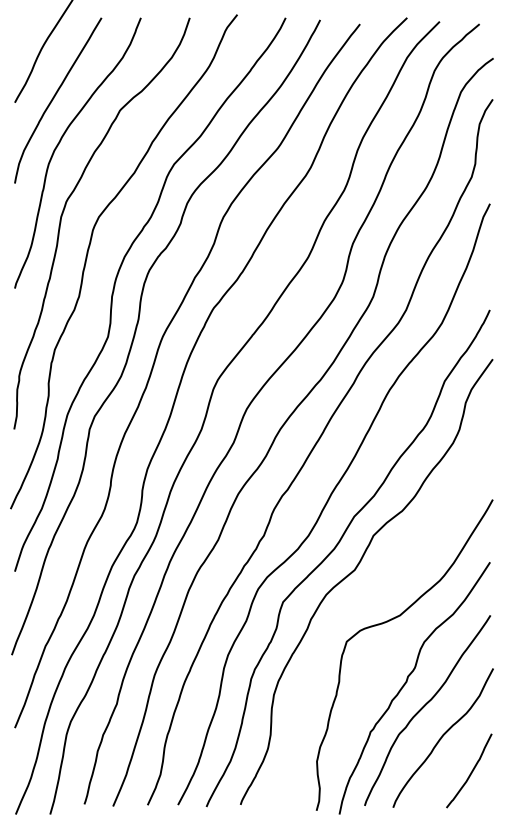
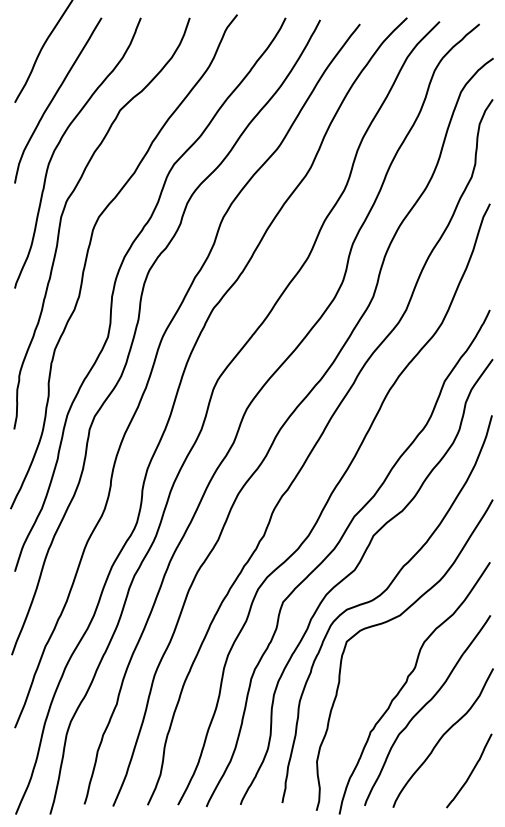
curve: none -> present (377, 598)
